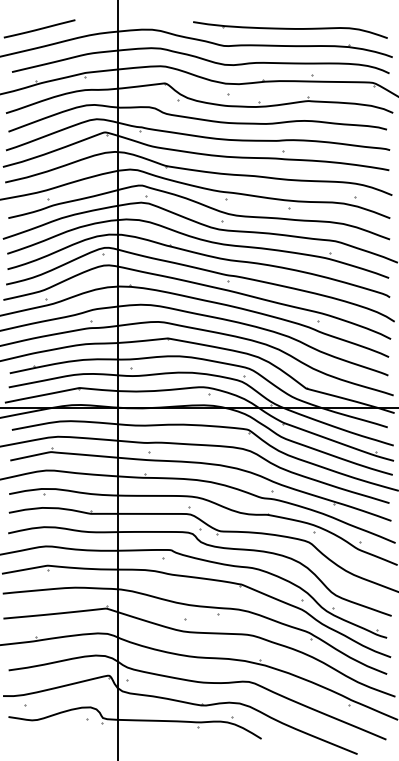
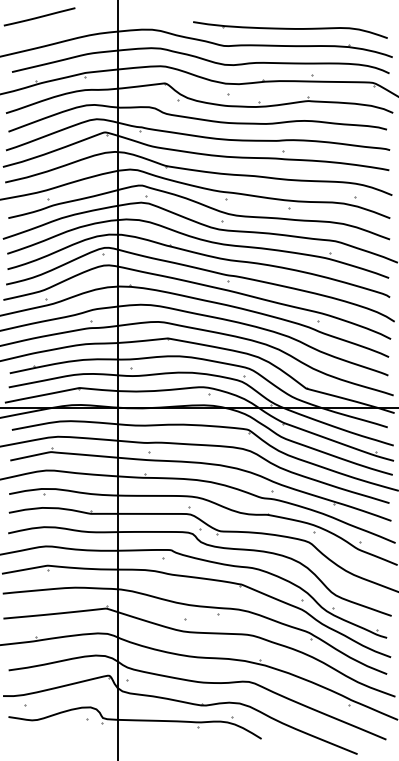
line position: (39, 28) -> (39, 16) (39, 16)
